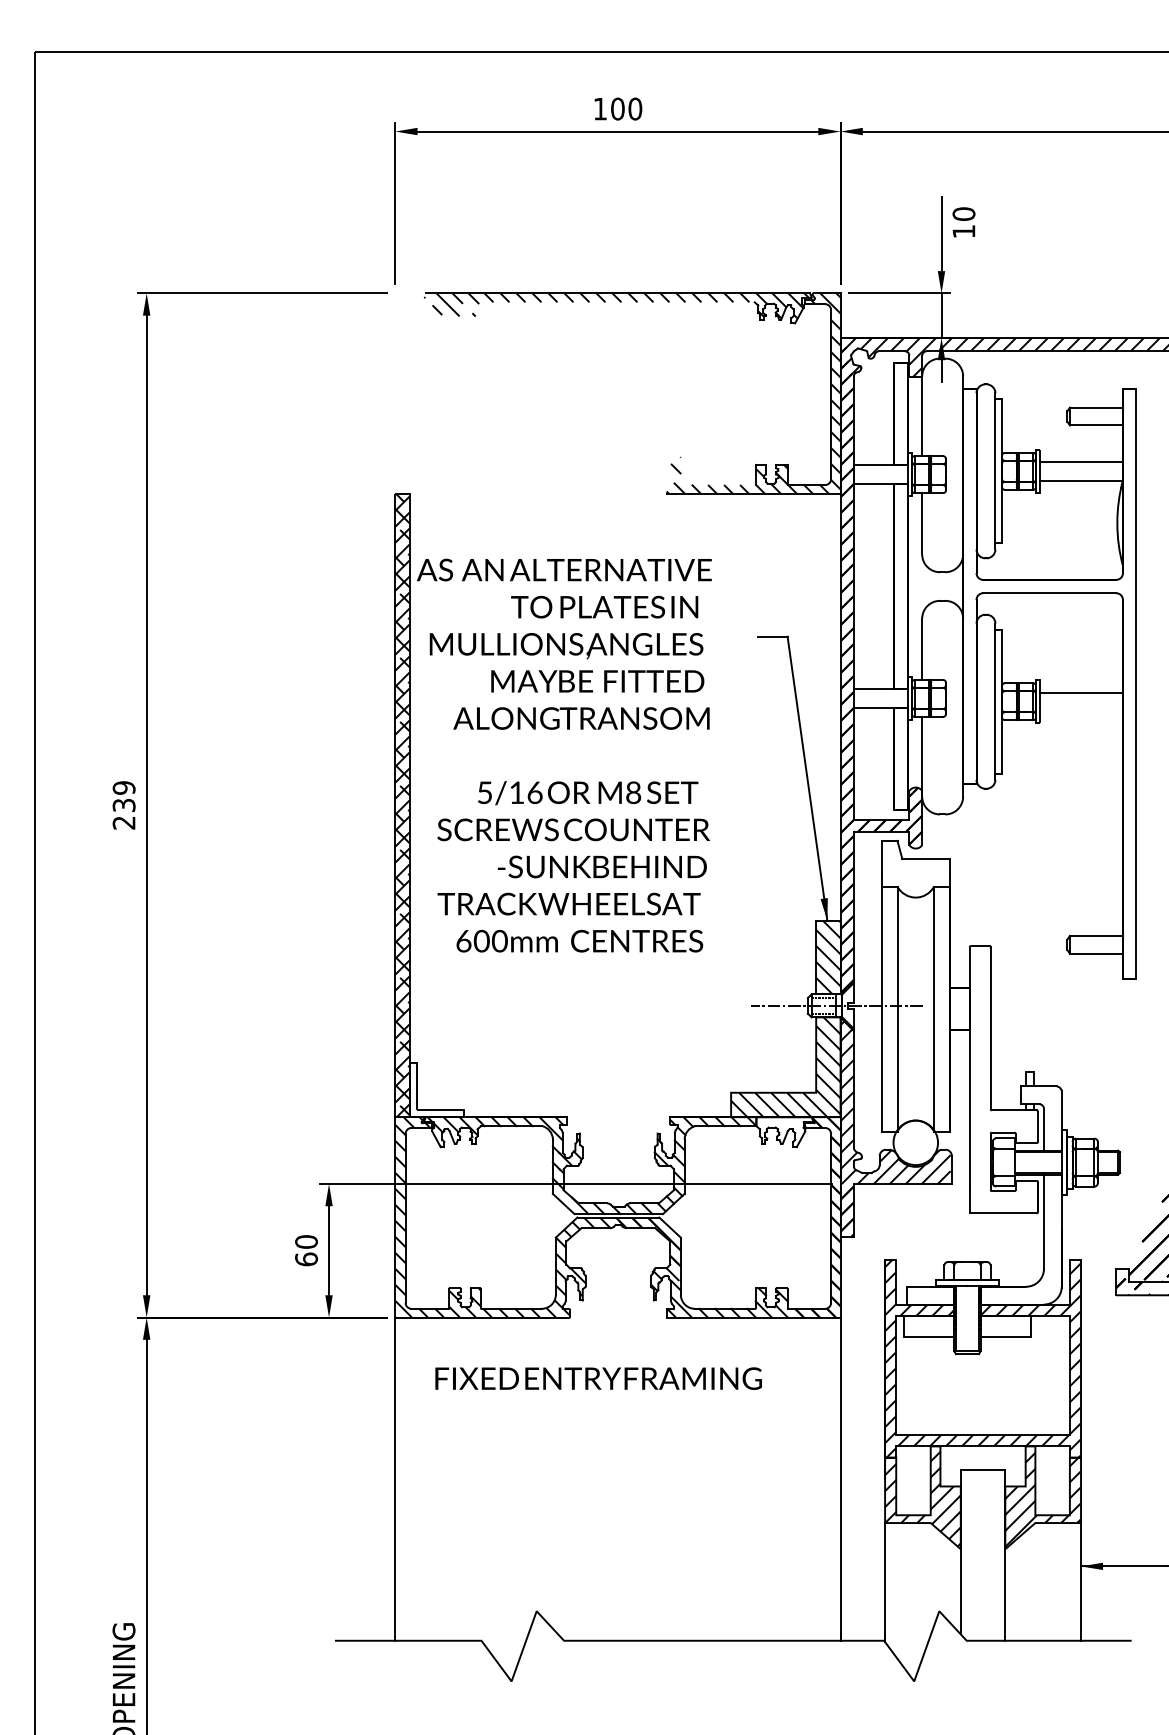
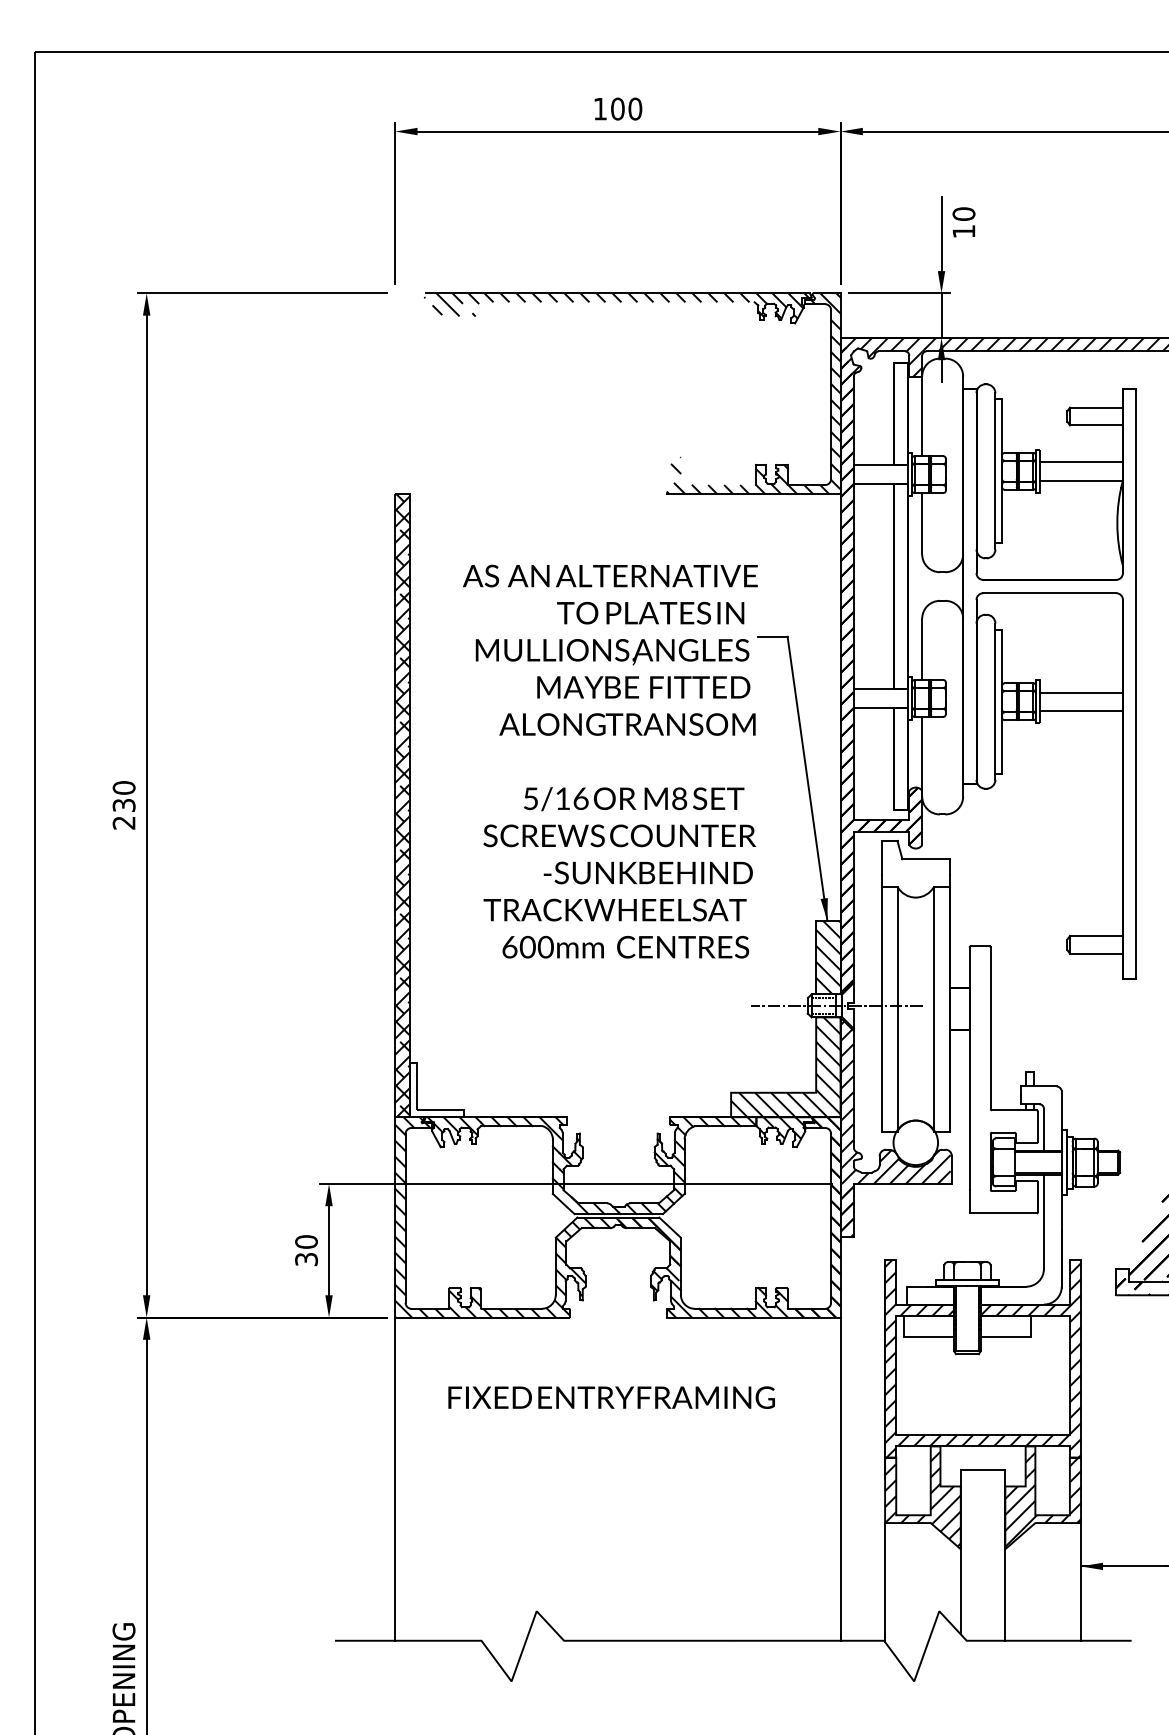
line: none -> present (1081, 710)
text position: (564, 755) -> (610, 761) (610, 761)
text: 239 -> 230 (123, 787)
hatch: none -> present (783, 1132)
text: 60 -> 30 (306, 1259)
text position: (598, 1378) -> (611, 1397) (611, 1397)
